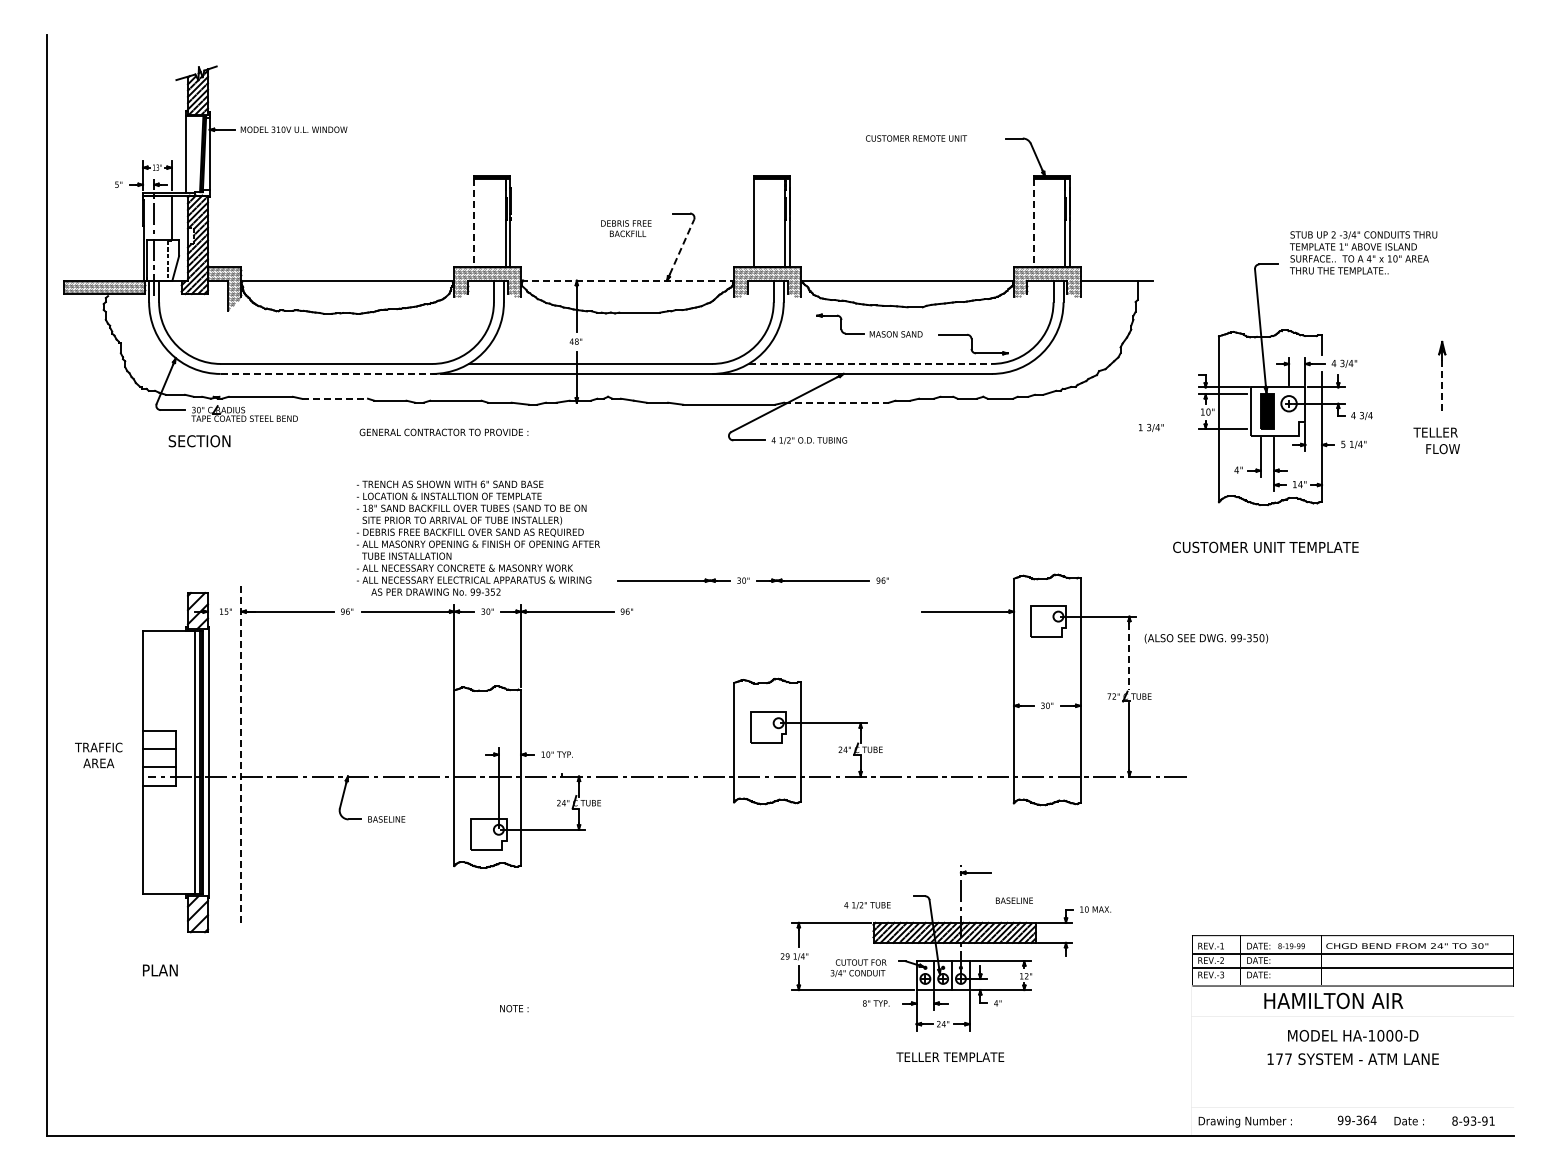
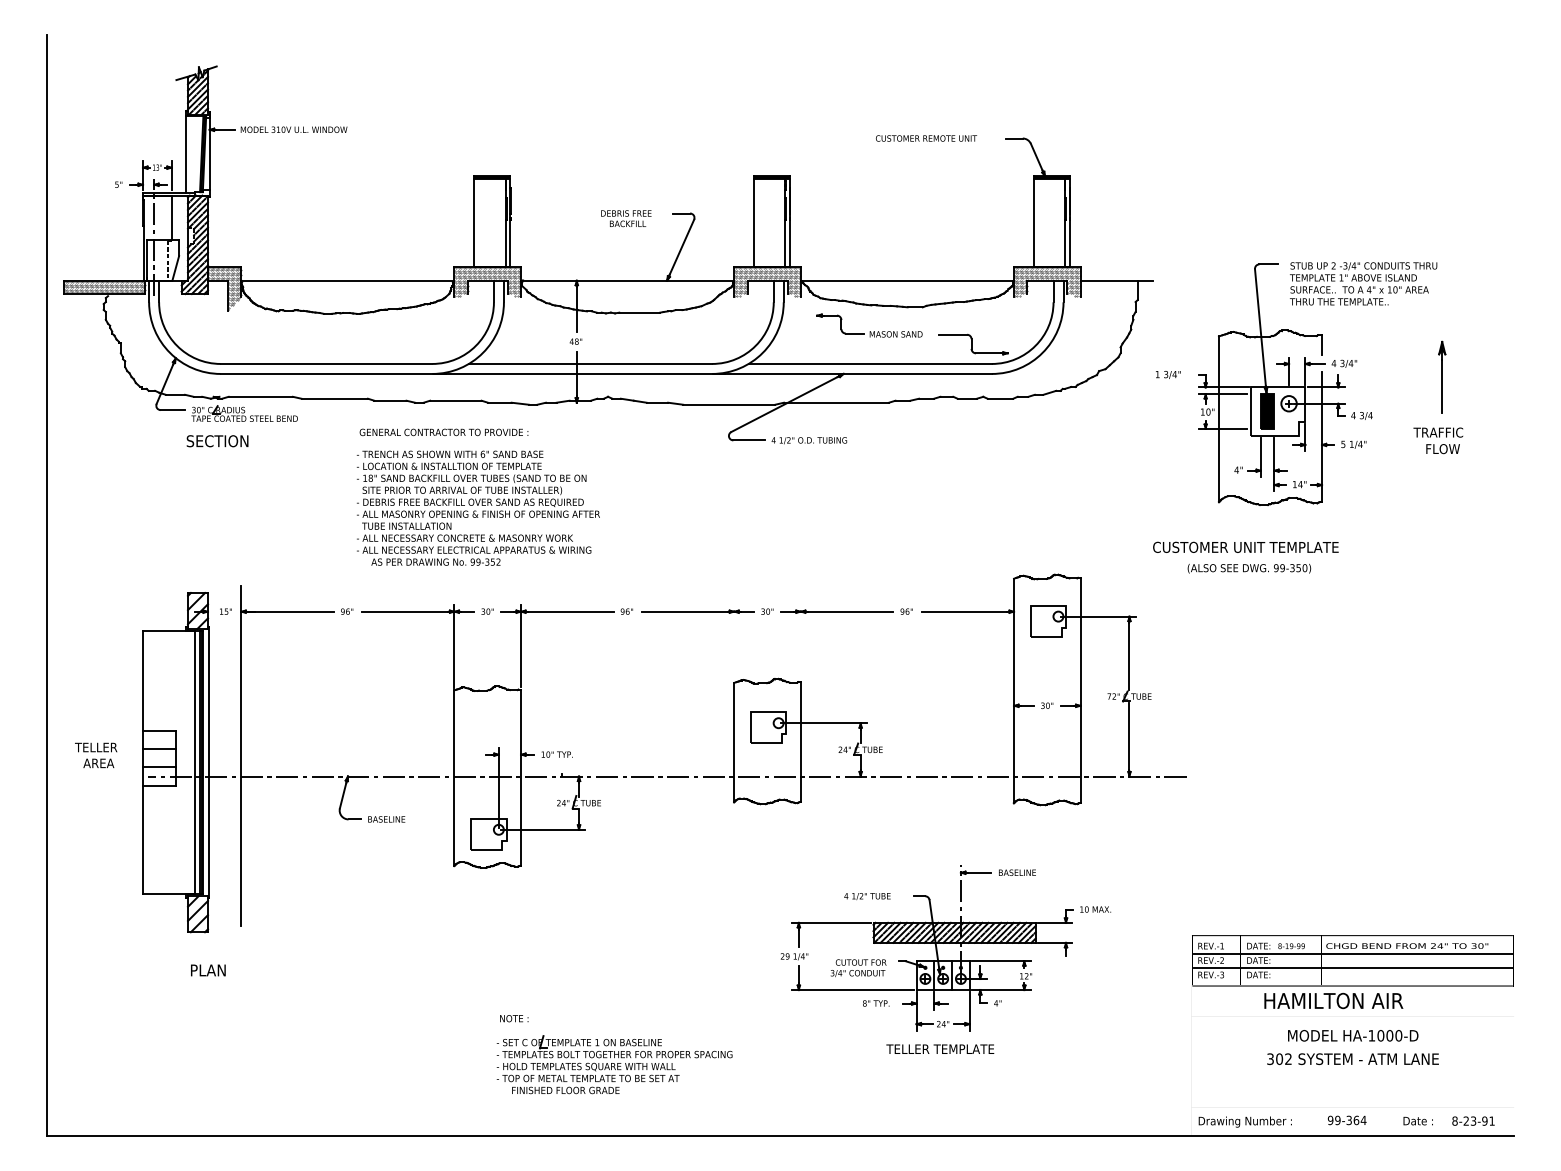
text position: (916, 138) -> (926, 138) (926, 138)
line: dashed -> solid (474, 223)
line: dashed -> solid (1033, 223)
text position: (626, 228) -> (626, 218) (626, 218)
line: dashed -> solid (682, 246)
text position: (1363, 252) -> (1363, 283) (1363, 283)
line: dashed -> solid (627, 280)
line: dashed -> solid (870, 363)
line: dashed -> solid (333, 373)
line: dashed -> solid (1442, 386)
line: dashed -> solid (335, 398)
line: dashed -> solid (836, 402)
text position: (1151, 427) -> (1168, 374) (1168, 374)
text: TELLER -> TRAFFIC (1443, 432)
text position: (199, 441) -> (217, 441) (217, 441)
text position: (477, 537) -> (477, 507) (477, 507)
text position: (1265, 546) -> (1245, 546) (1245, 546)
part position: (752, 580) -> (776, 611) (776, 611)
text position: (1206, 638) -> (1249, 568) (1249, 568)
line: dashed -> solid (1129, 657)
text: TRAFFIC -> TELLER (103, 747)
line: dashed -> solid (241, 756)
text position: (1014, 900) -> (1017, 872) (1017, 872)
text position: (867, 905) -> (867, 896) (867, 896)
text position: (160, 970) -> (208, 970) (208, 970)
text position: (514, 1008) -> (514, 1018) (514, 1018)
text position: (950, 1056) -> (940, 1048) (940, 1048)
text: 177 -> 302 (1279, 1059)
part: none -> present (614, 1064)
text position: (1356, 1120) -> (1346, 1120) (1346, 1120)
text position: (1408, 1120) -> (1417, 1120) (1417, 1120)
text: 8-93-91 -> 8-23-91 (1466, 1120)
